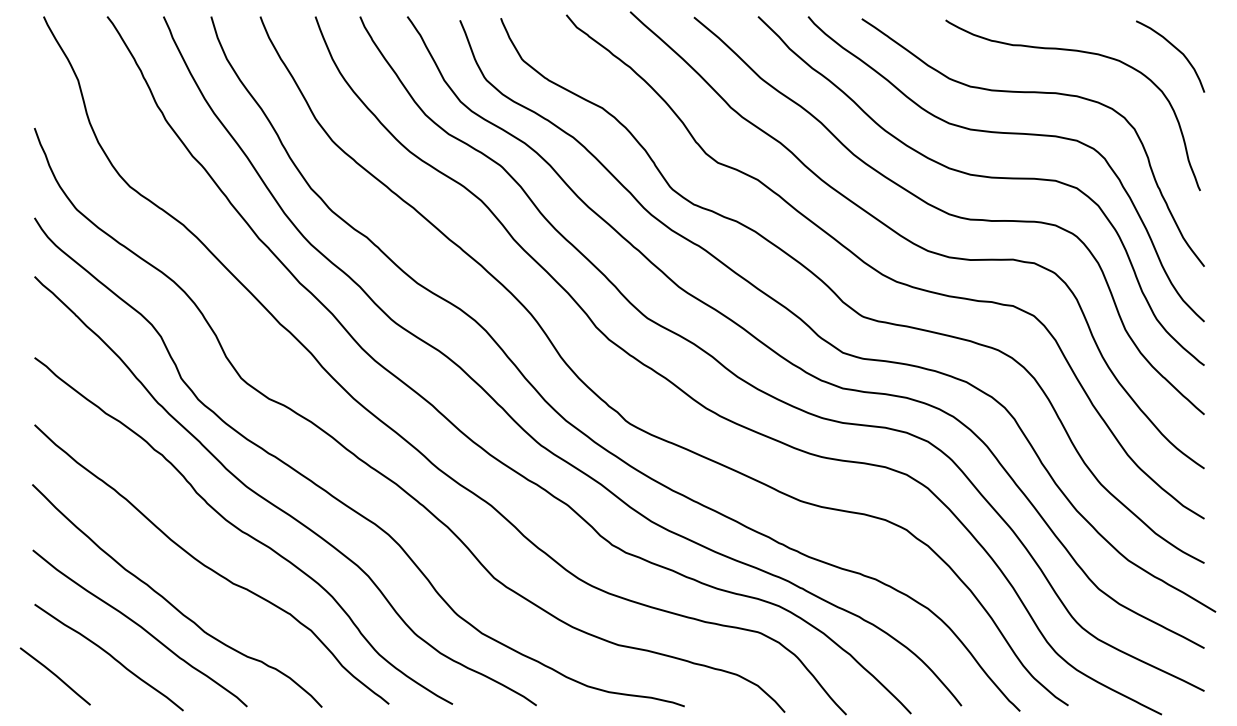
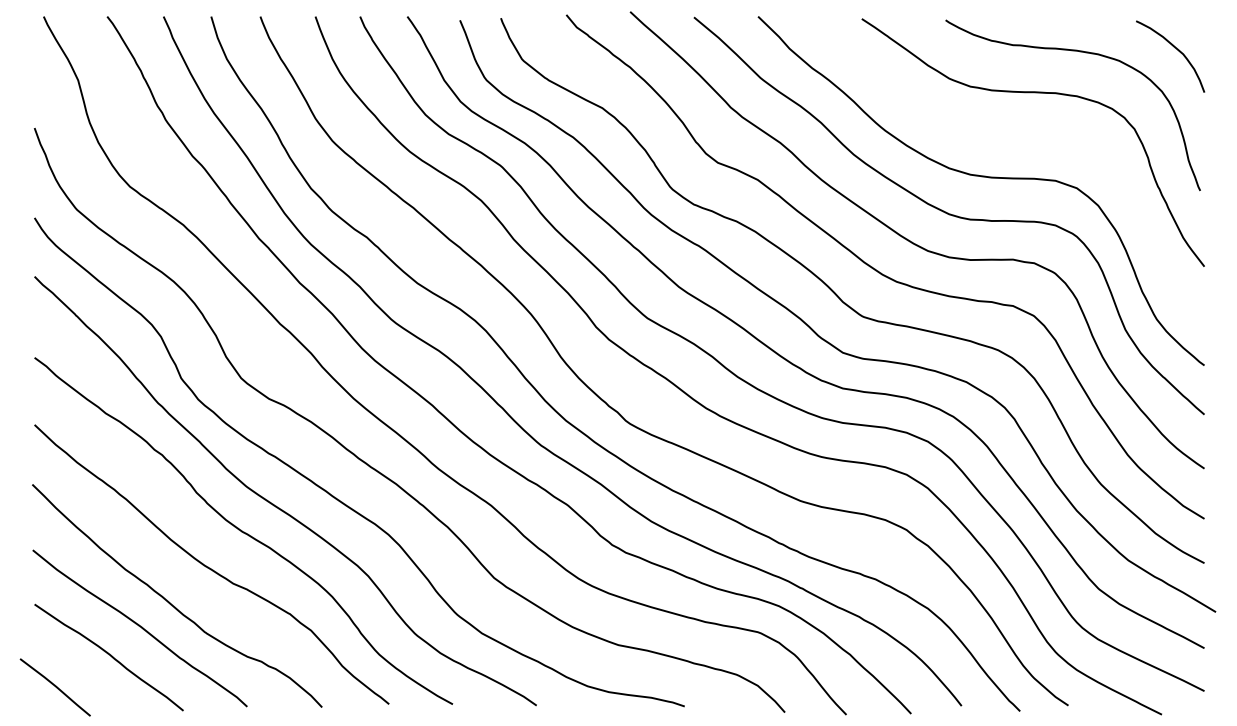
curve: present -> none (1008, 134)
line position: (54, 675) -> (54, 686) (54, 686)
